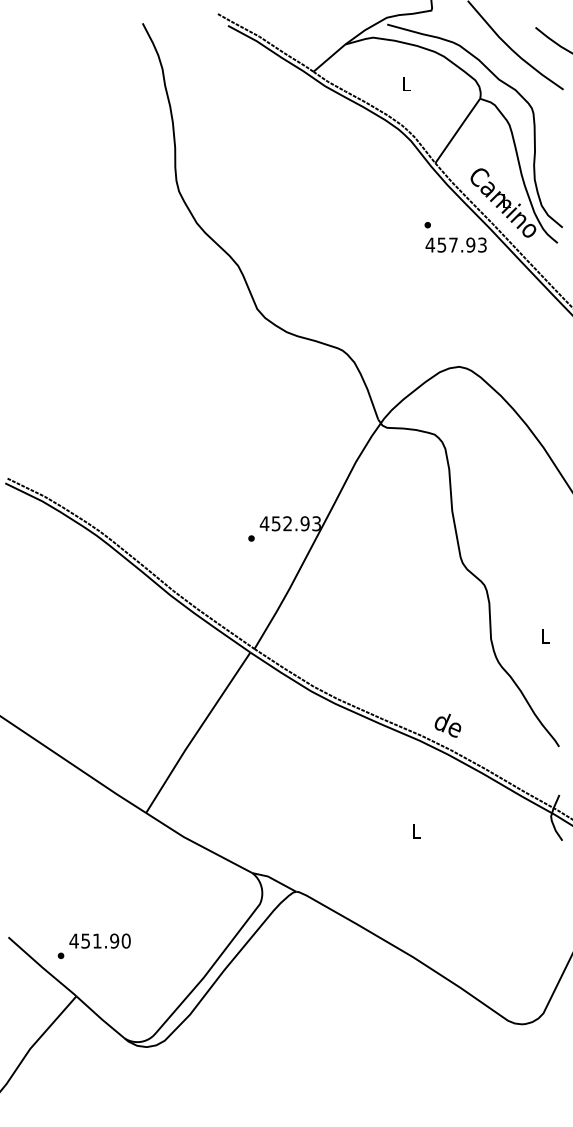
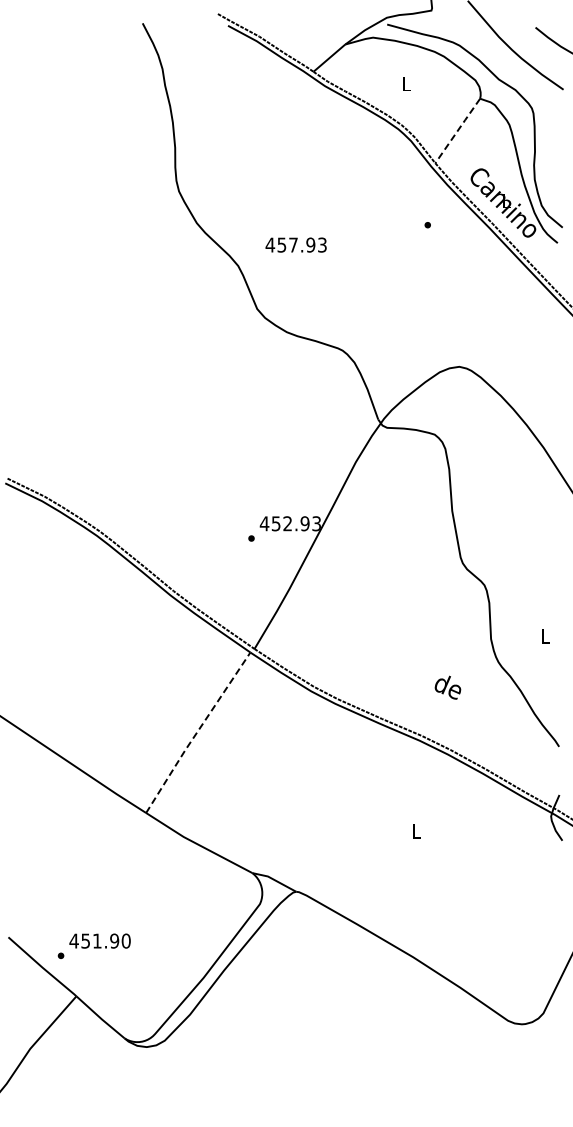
line: solid -> dashed (457, 130)
text position: (455, 244) -> (295, 244) (295, 244)
text position: (447, 725) -> (447, 687) (447, 687)
line: solid -> dashed (197, 732)
